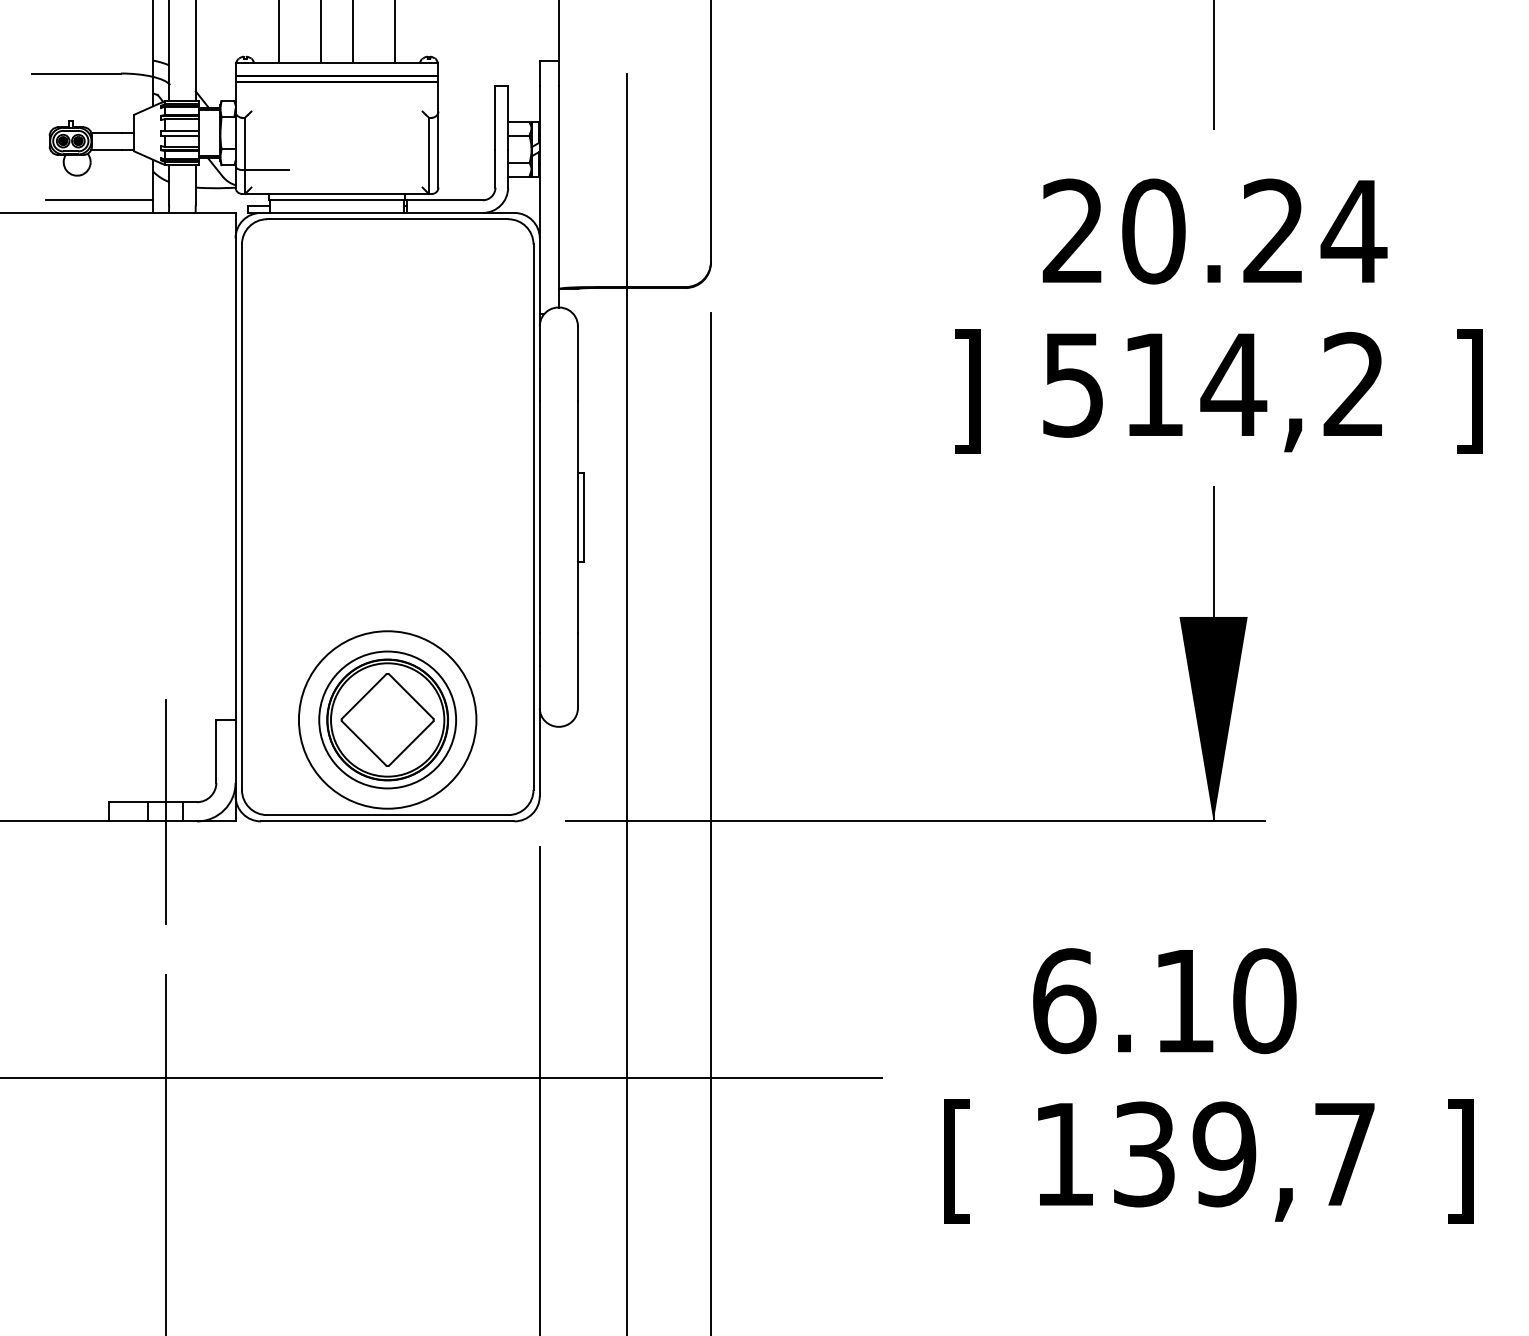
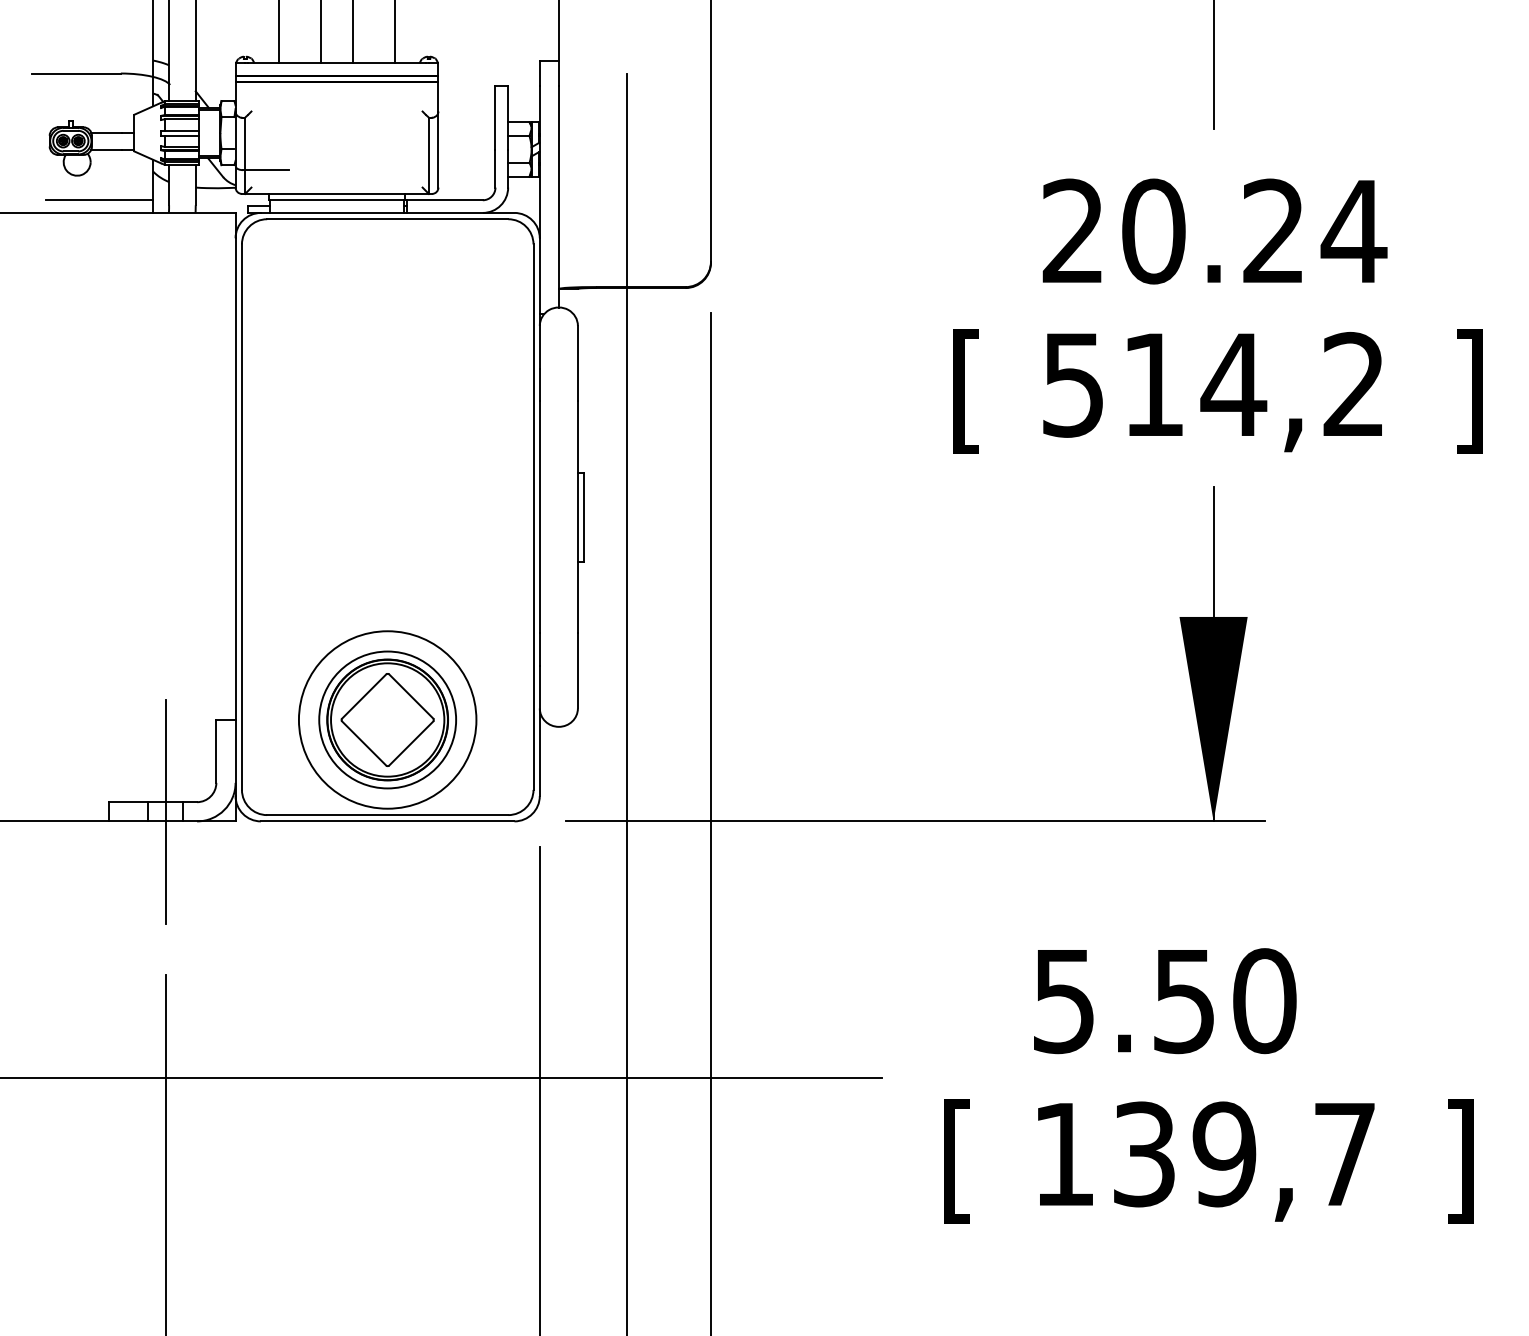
text: ] -> [ (966, 391)
text: 6.10 -> 5.50 (1123, 1001)
